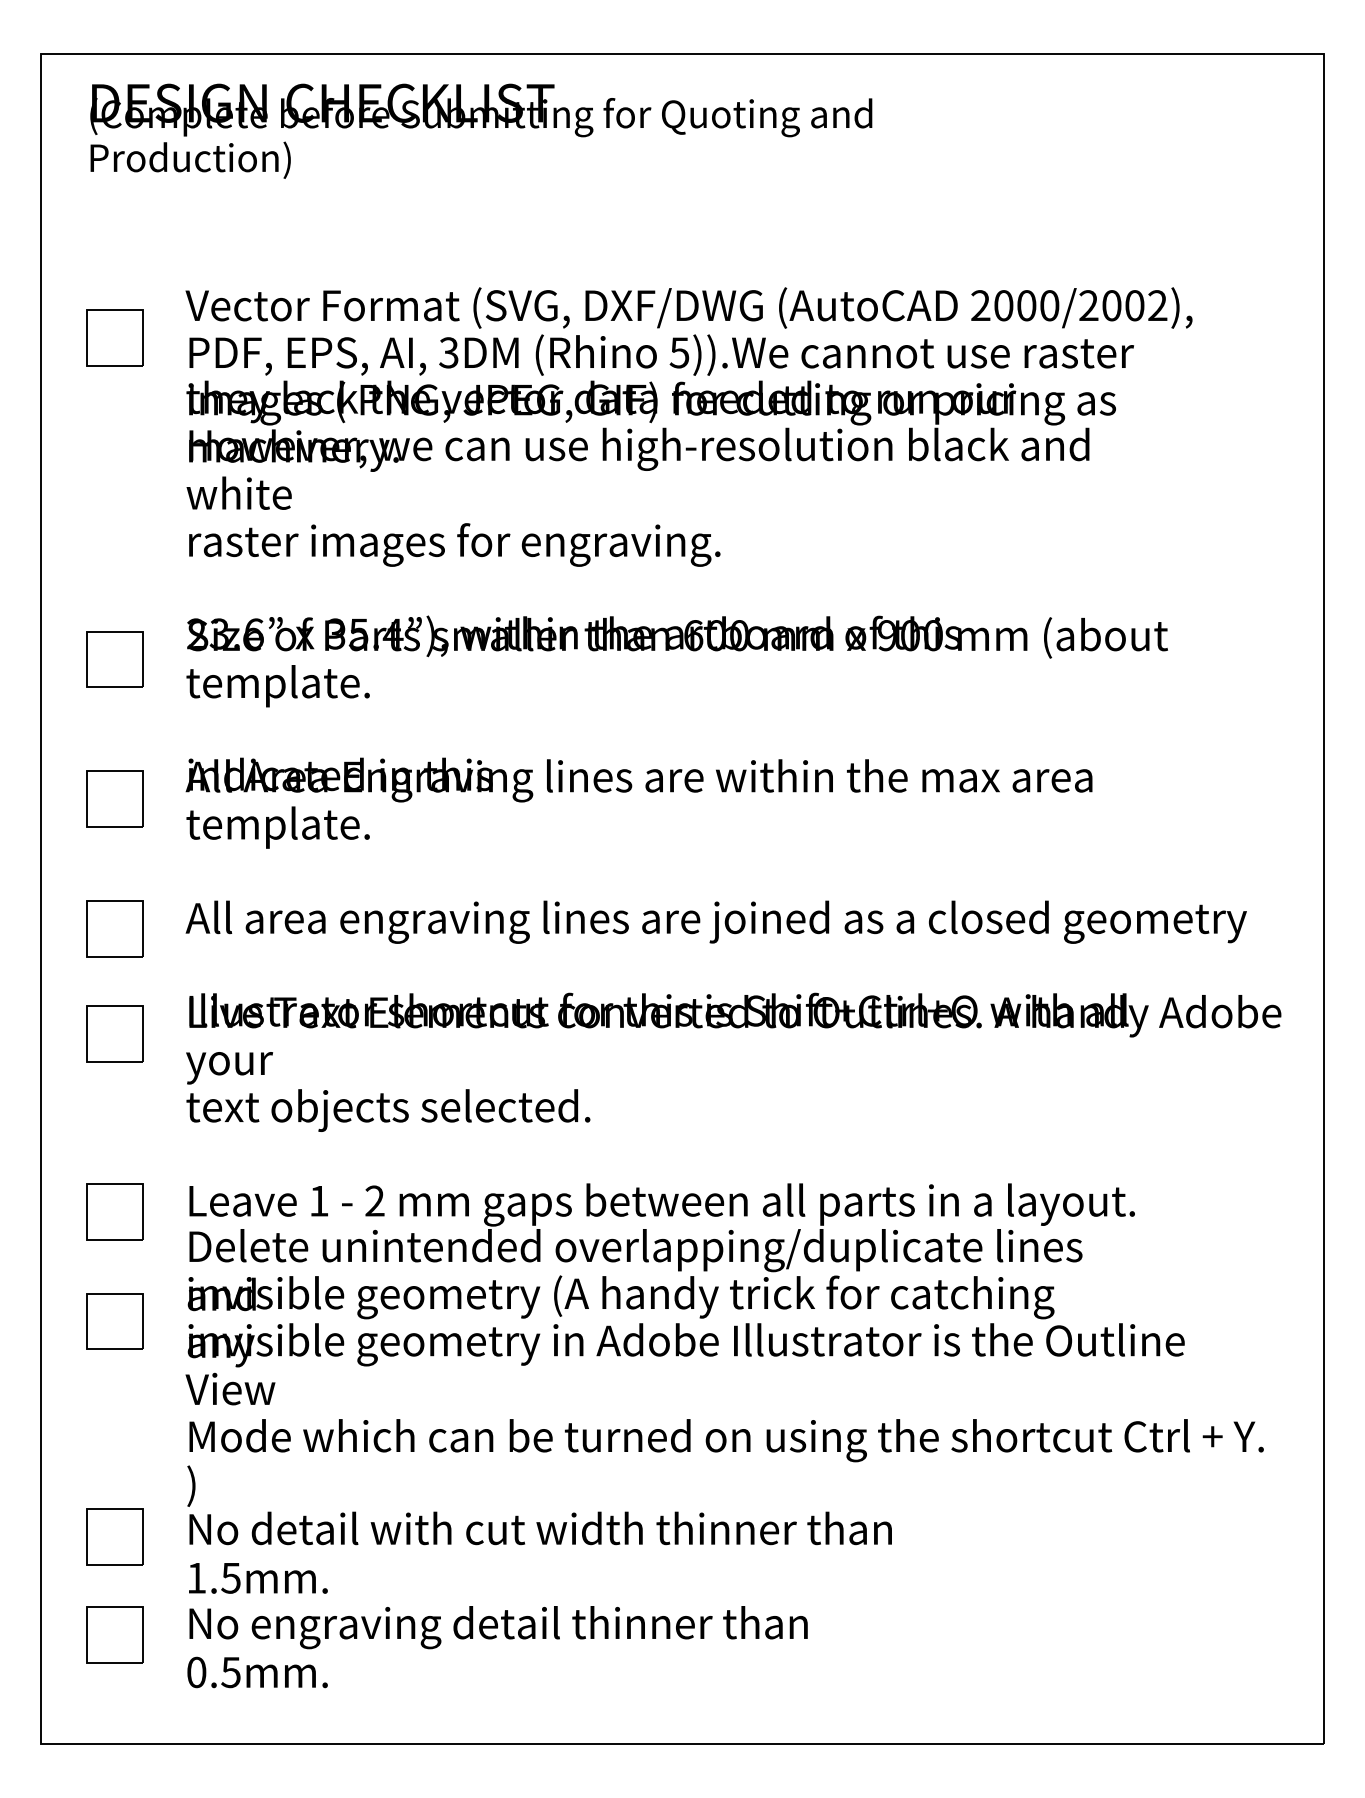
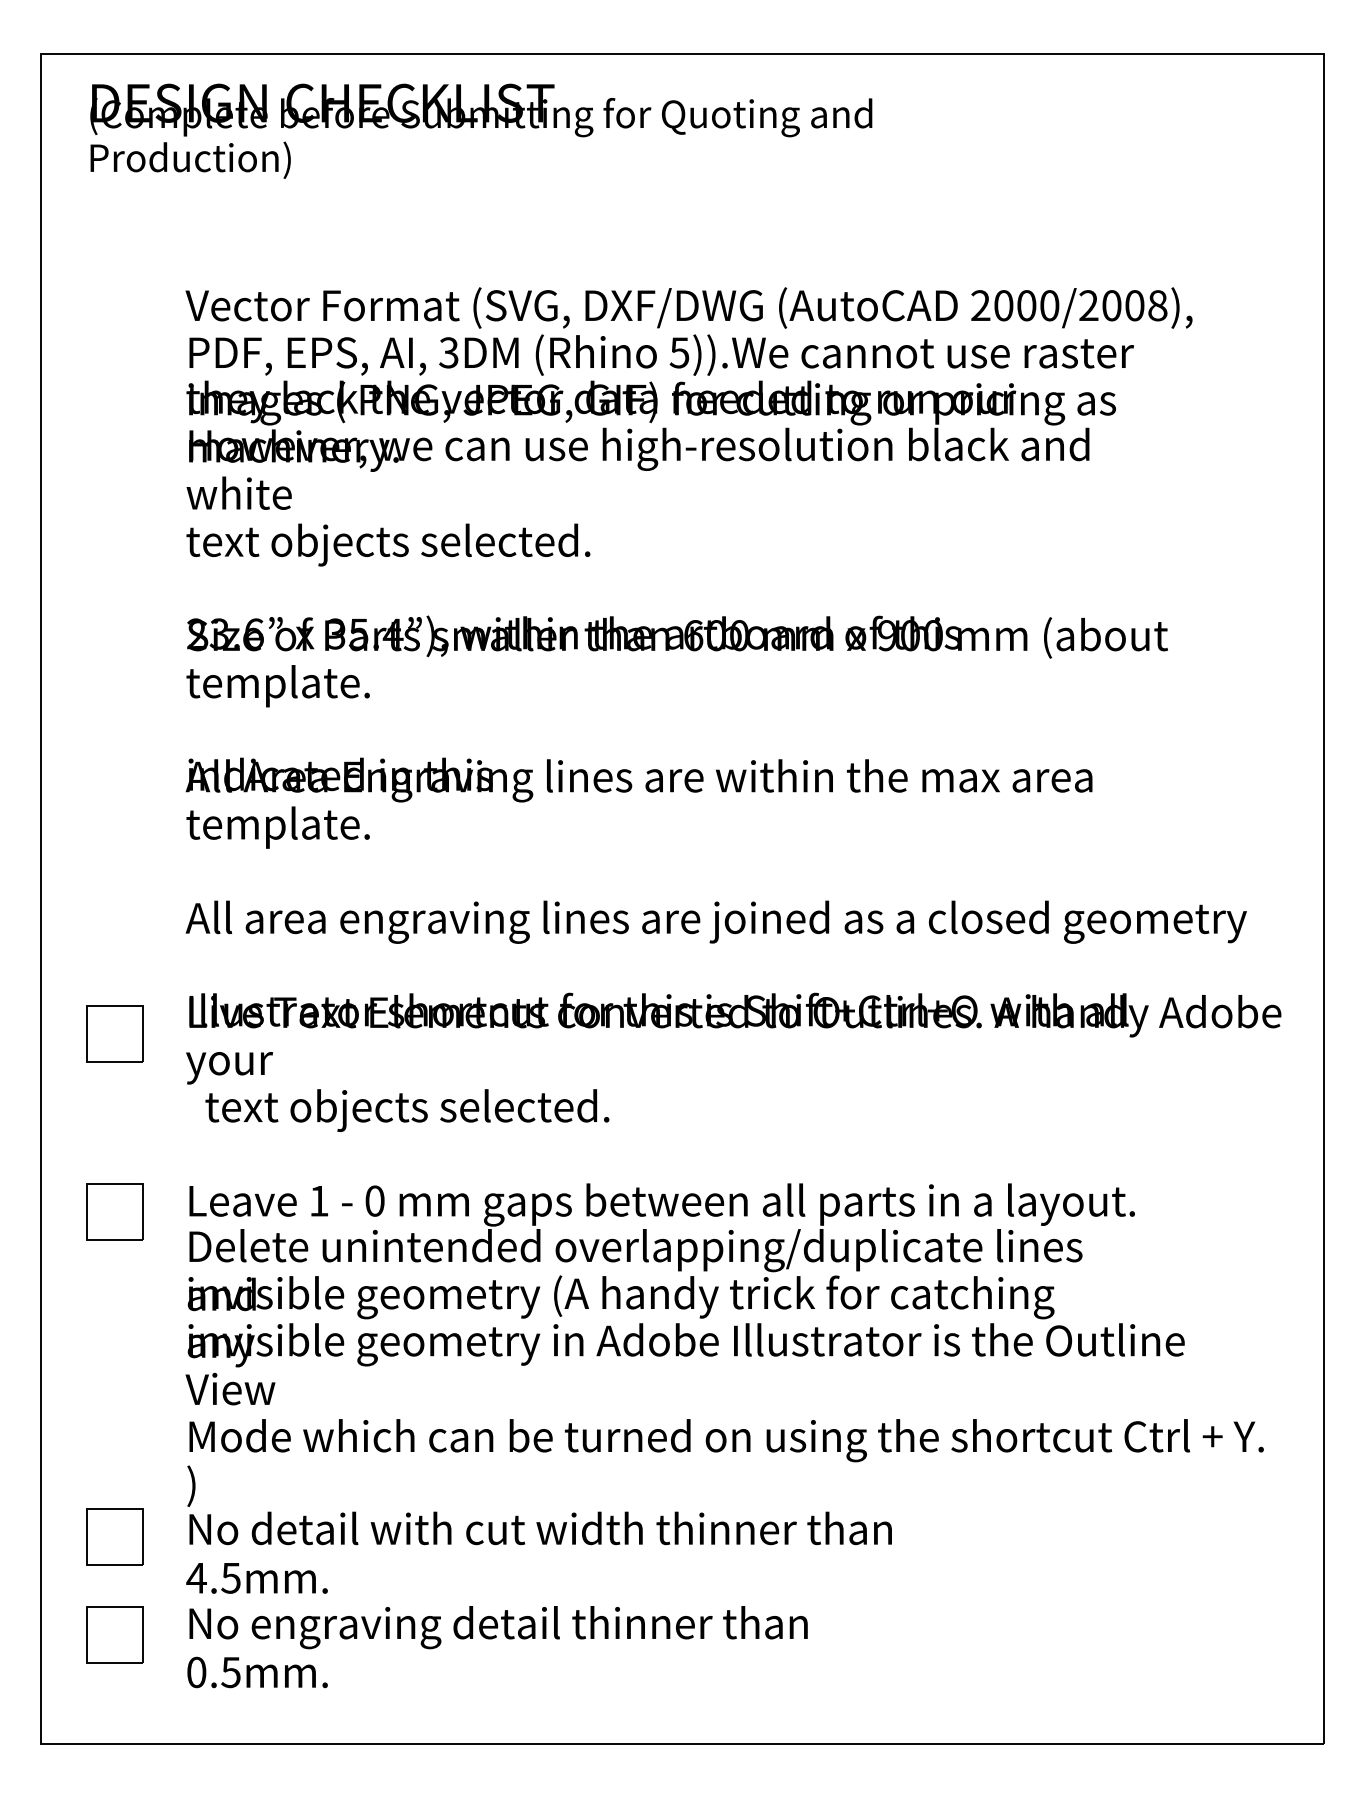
text: 2000/2002), -> 2000/2008), (1157, 305)
part: present -> none (114, 337)
text: raster images for engraving. -> text objects selected. (453, 544)
part: present -> none (114, 659)
part: present -> none (114, 798)
part: present -> none (114, 928)
text position: (388, 1110) -> (407, 1110) (407, 1110)
text: 2 -> 0 (374, 1200)
part: present -> none (114, 1321)
text: 1.5mm. -> 4.5mm. (196, 1578)
